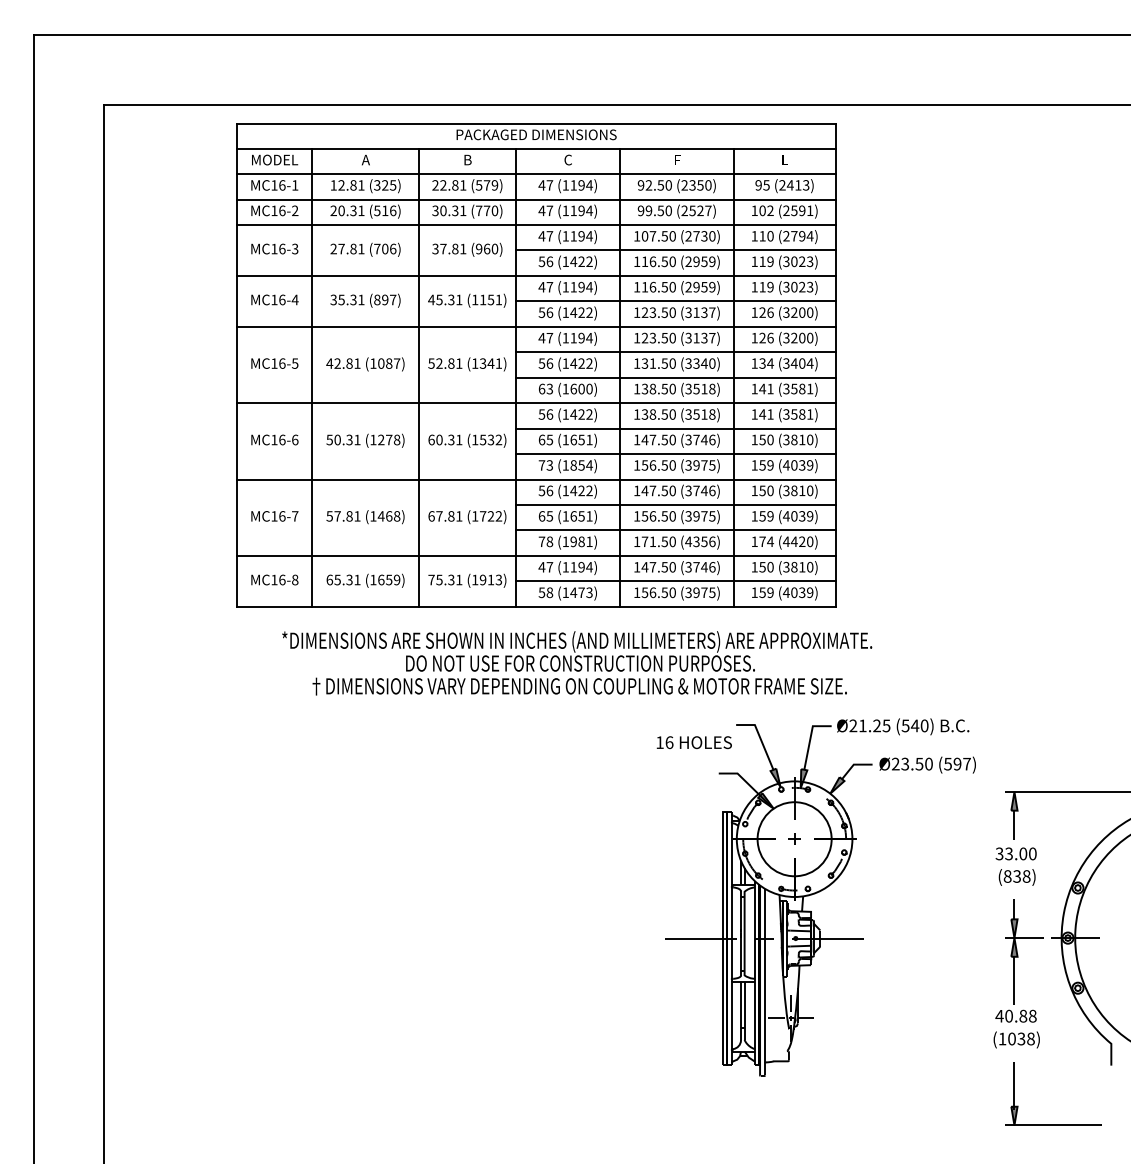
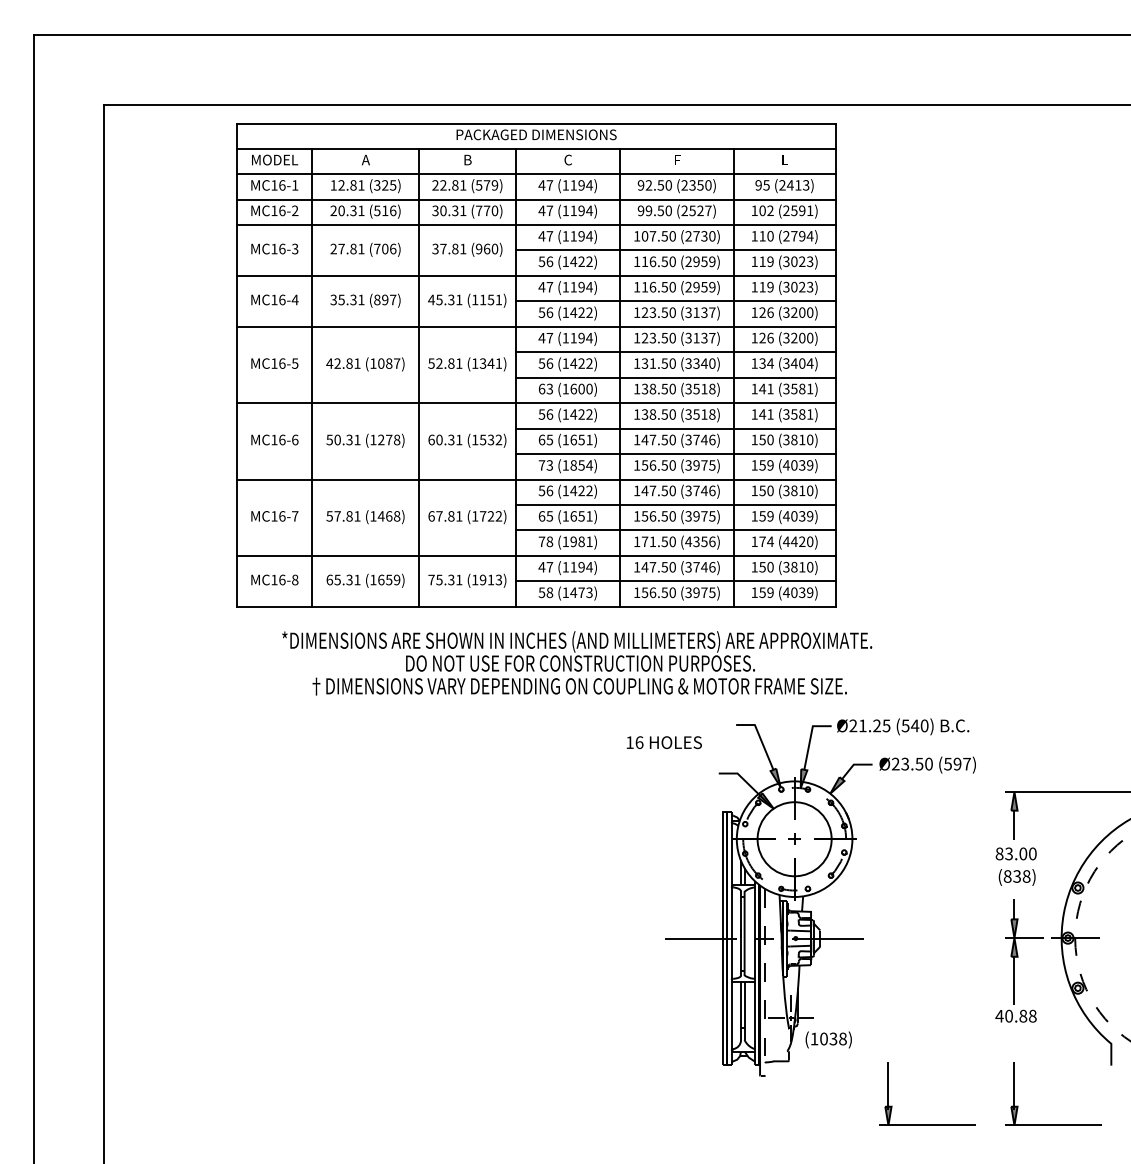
text position: (693, 742) -> (663, 742) (663, 742)
text: 33.00 -> 83.00 (999, 853)
arc: solid -> dashed (1075, 938)
line: solid -> dashed (765, 982)
text position: (1016, 1039) -> (828, 1039) (828, 1039)
part: none -> present (927, 1124)
